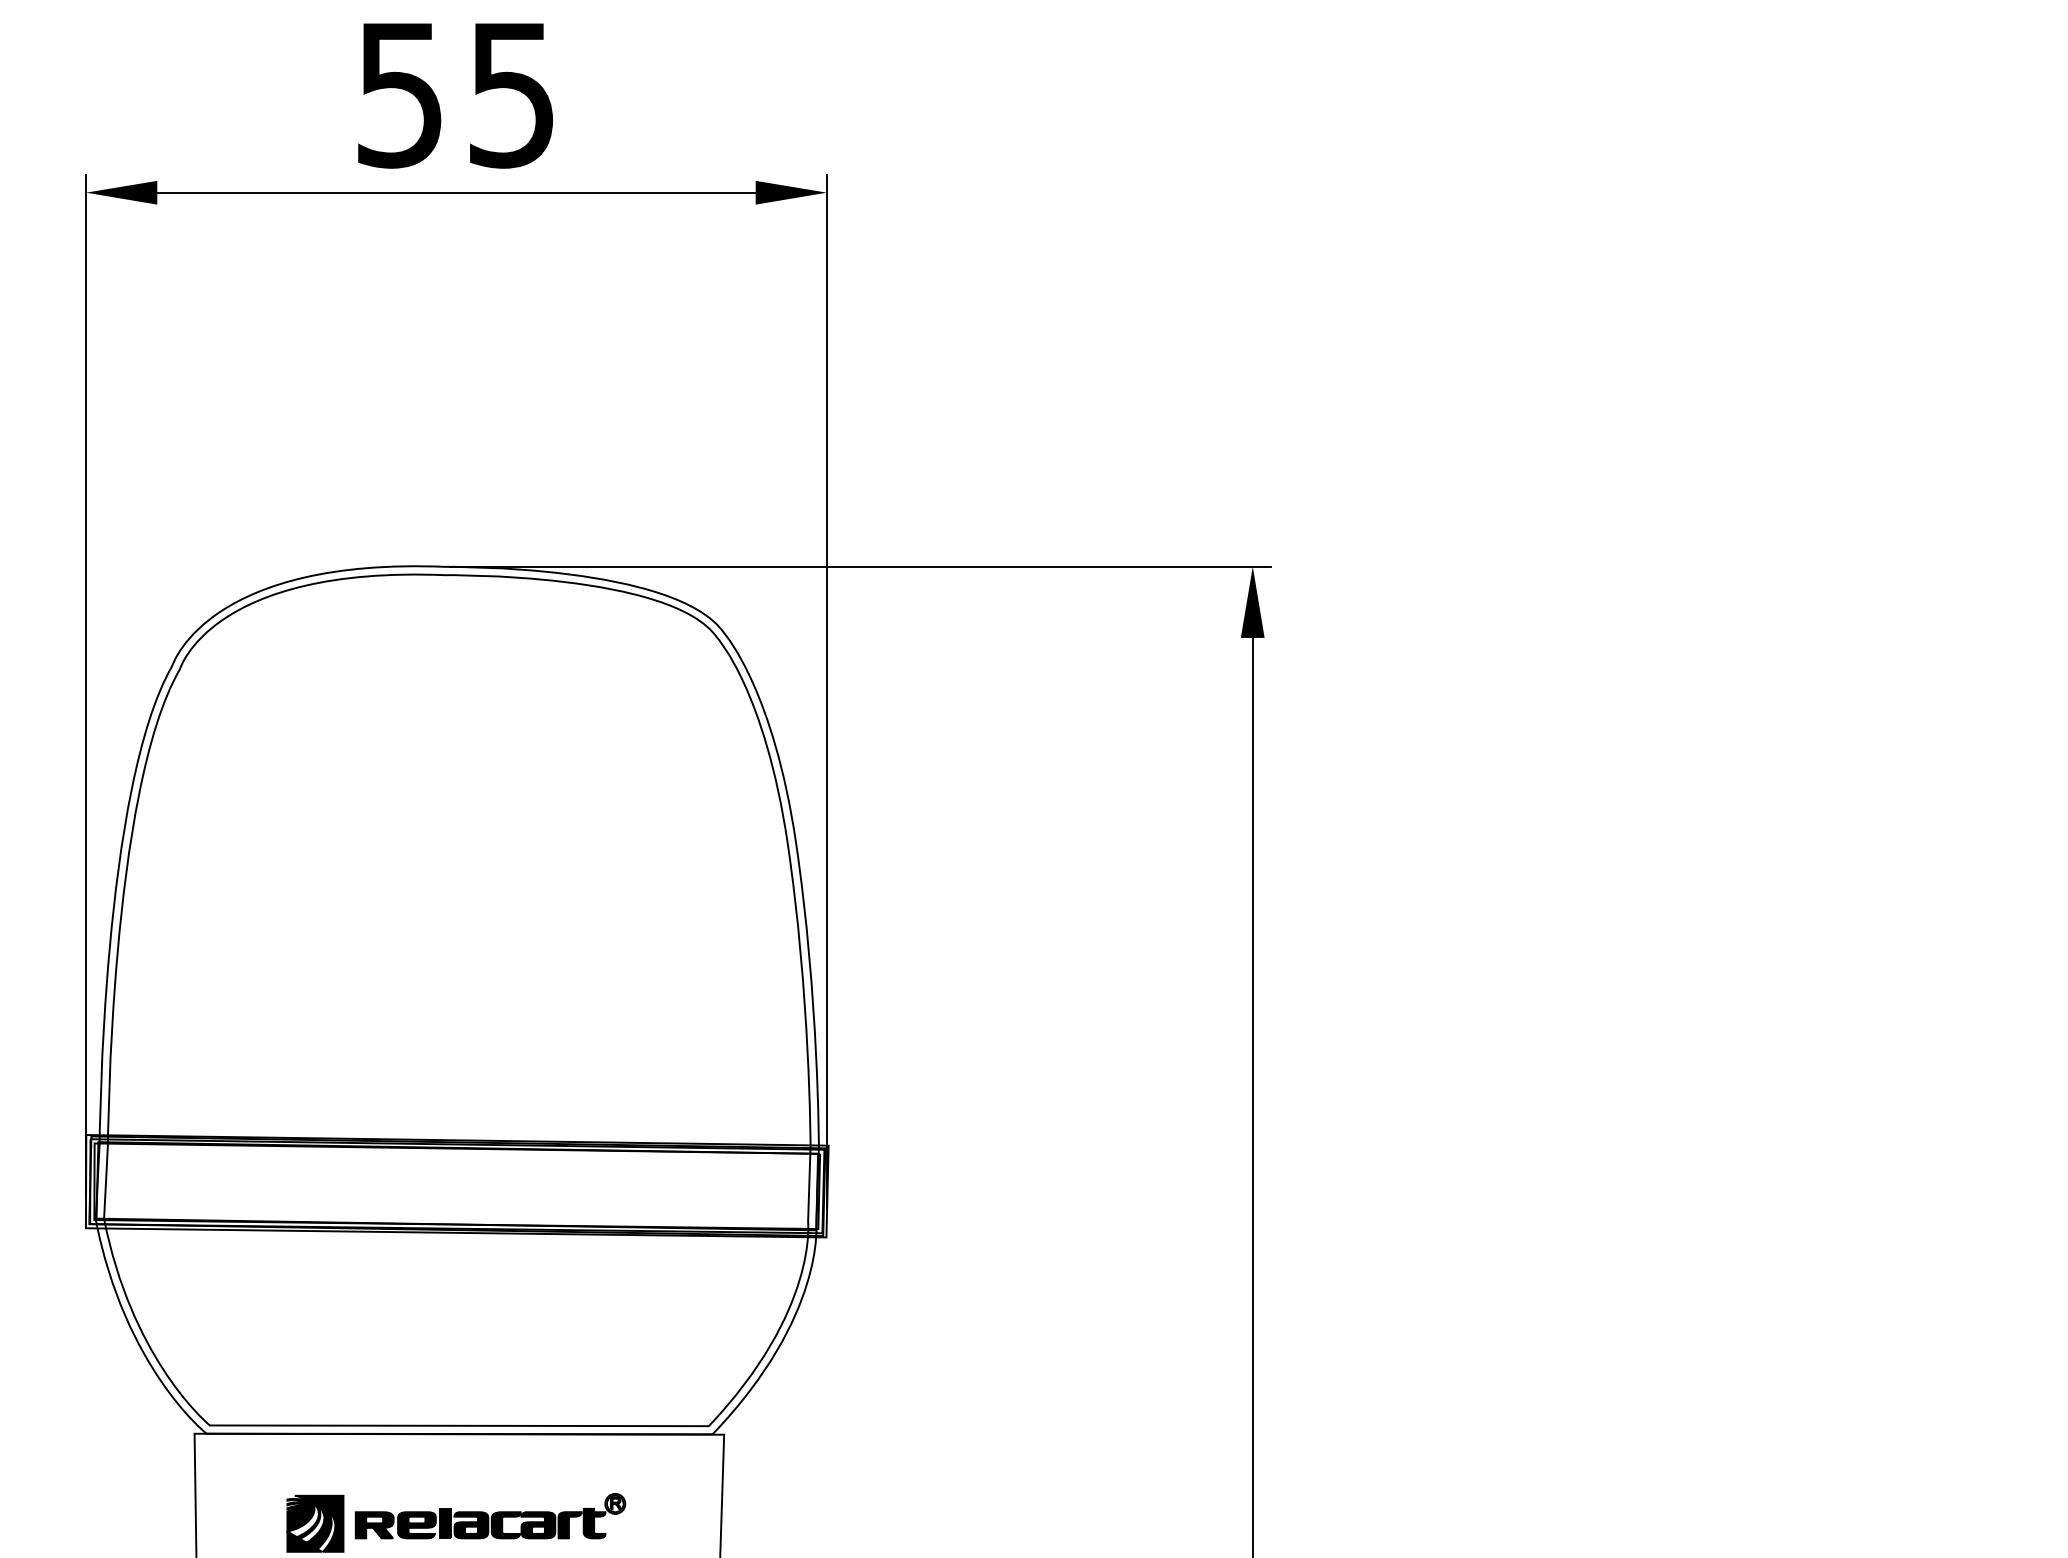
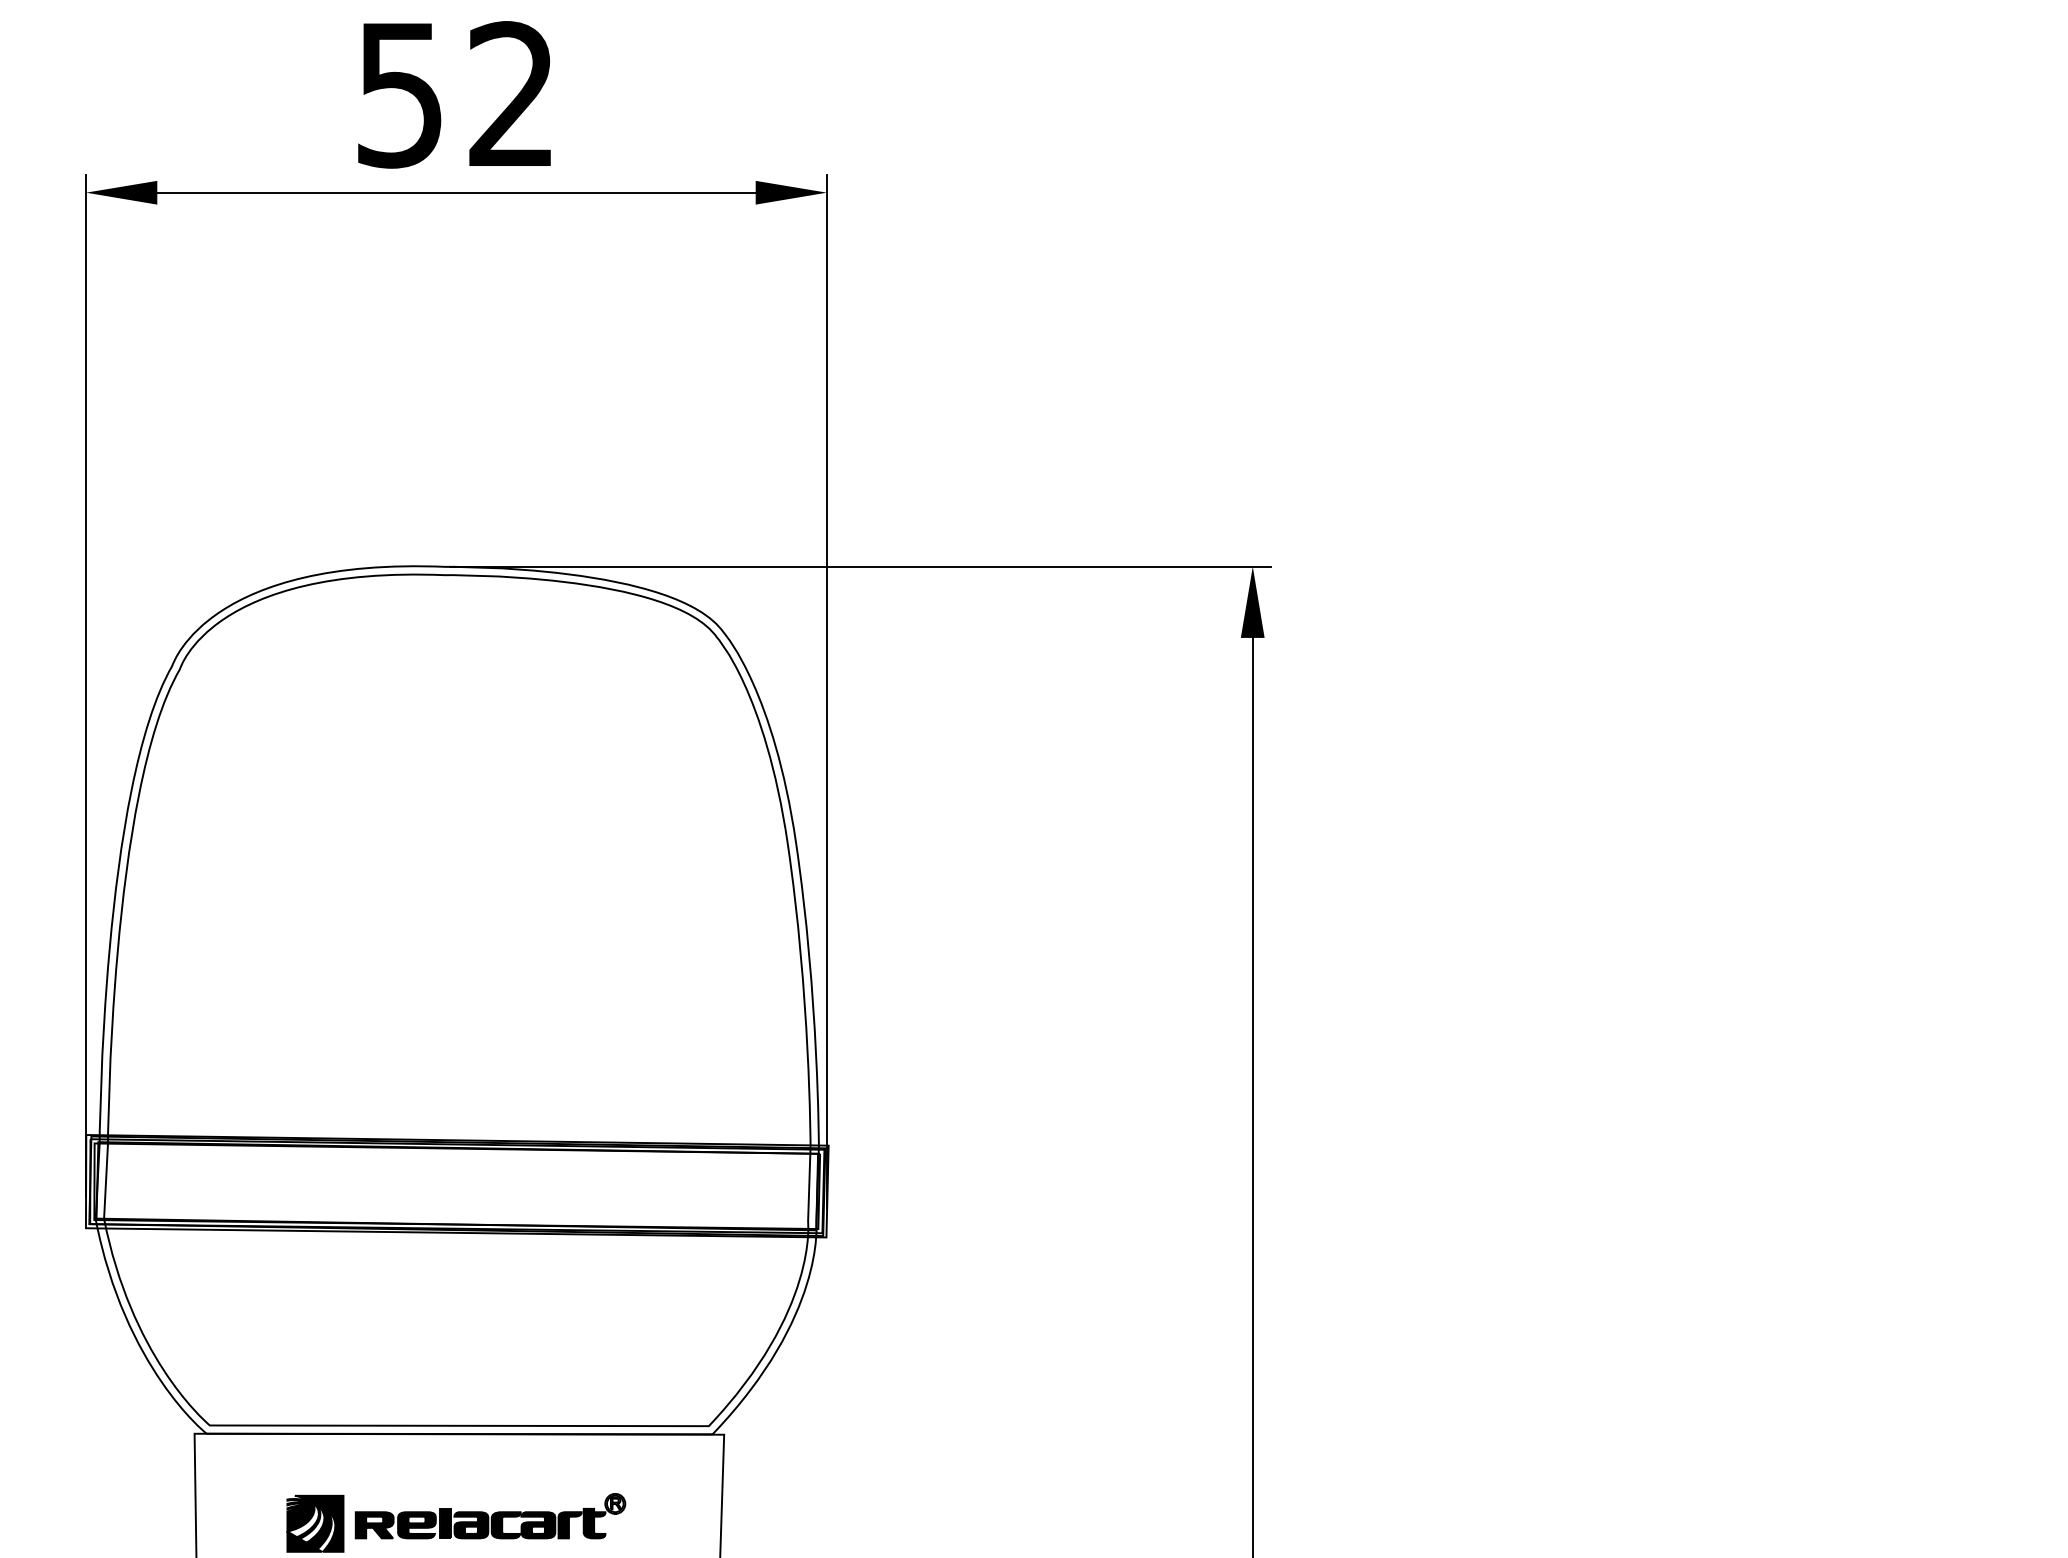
text: 55 -> 52 (510, 94)
